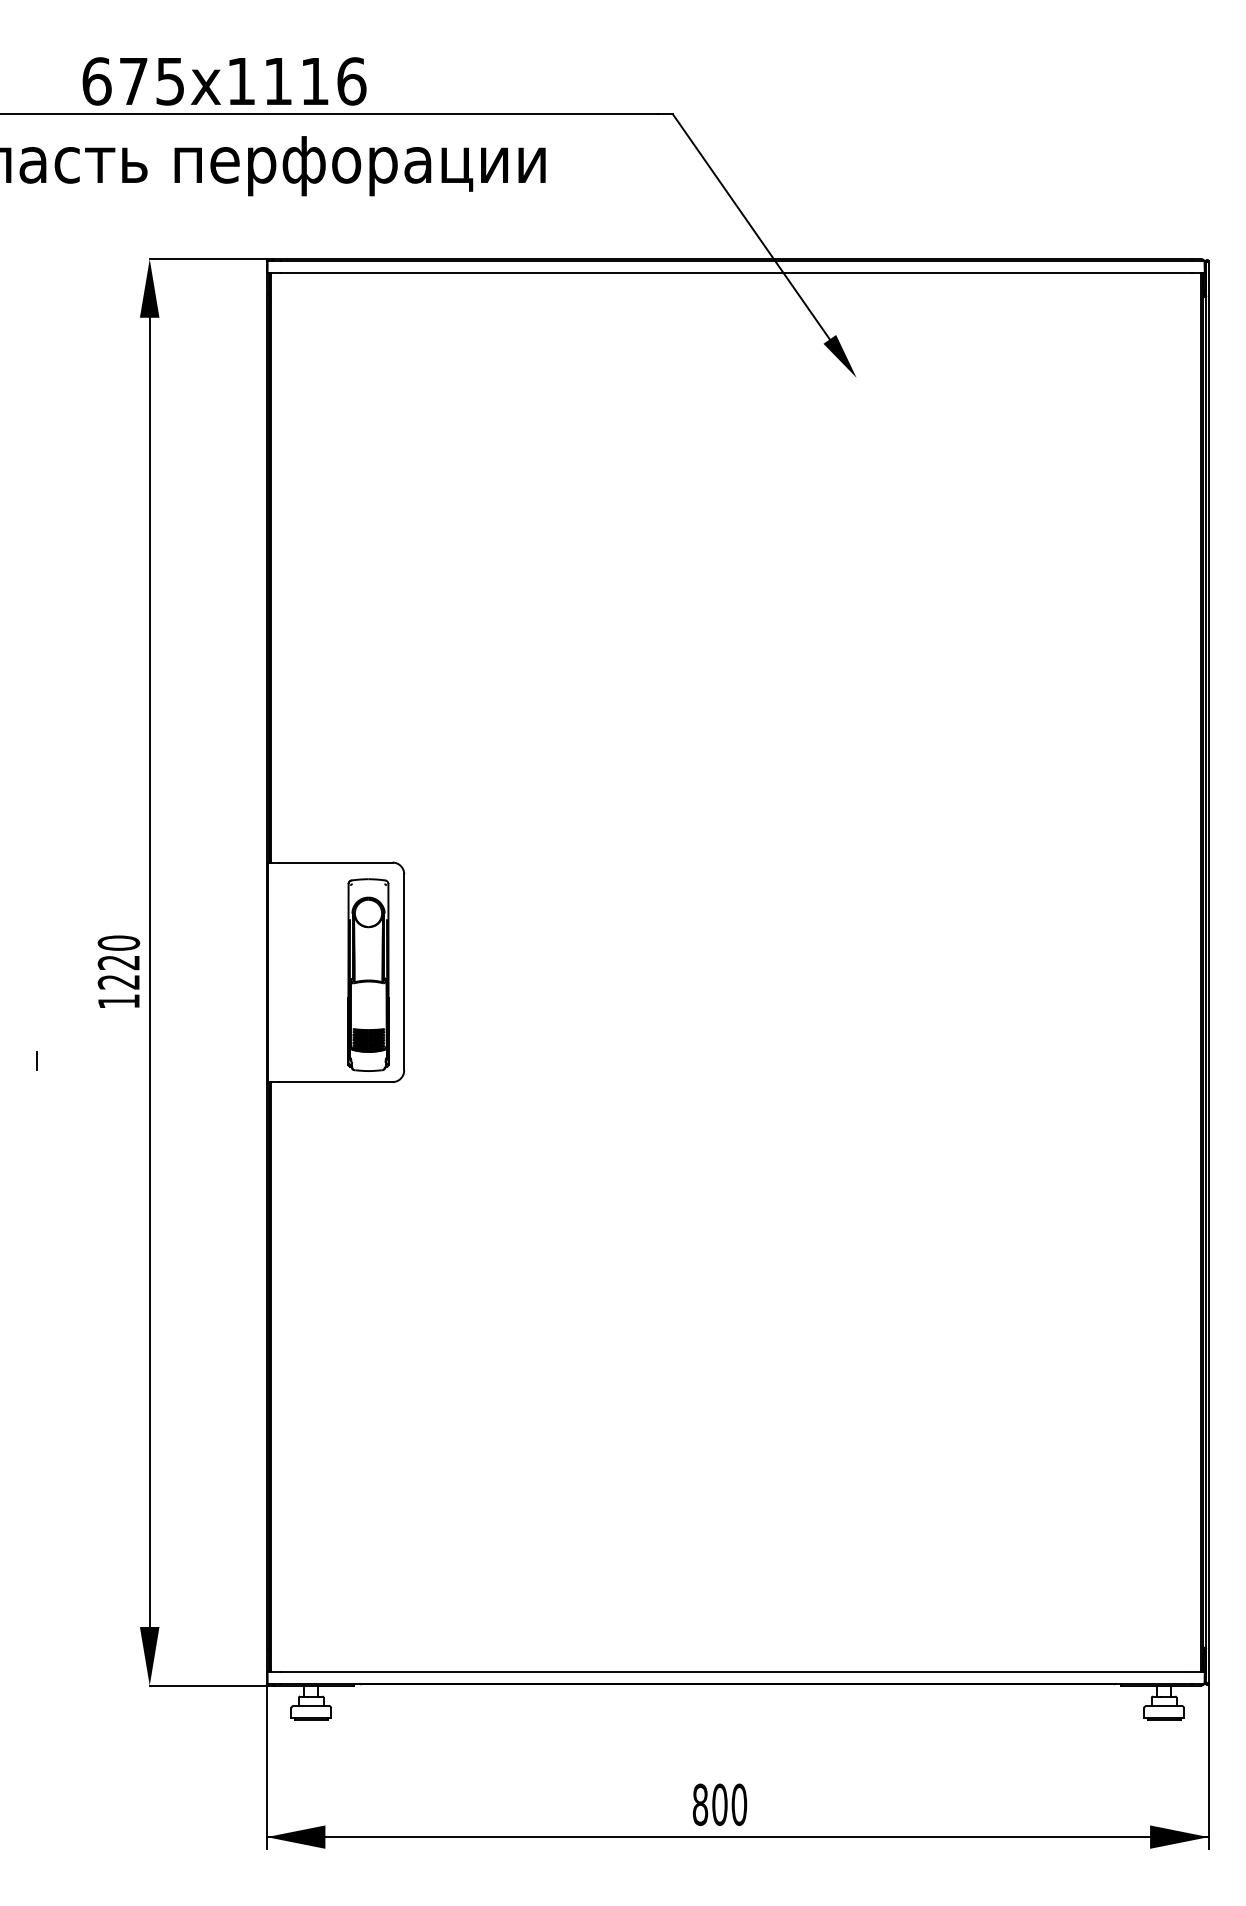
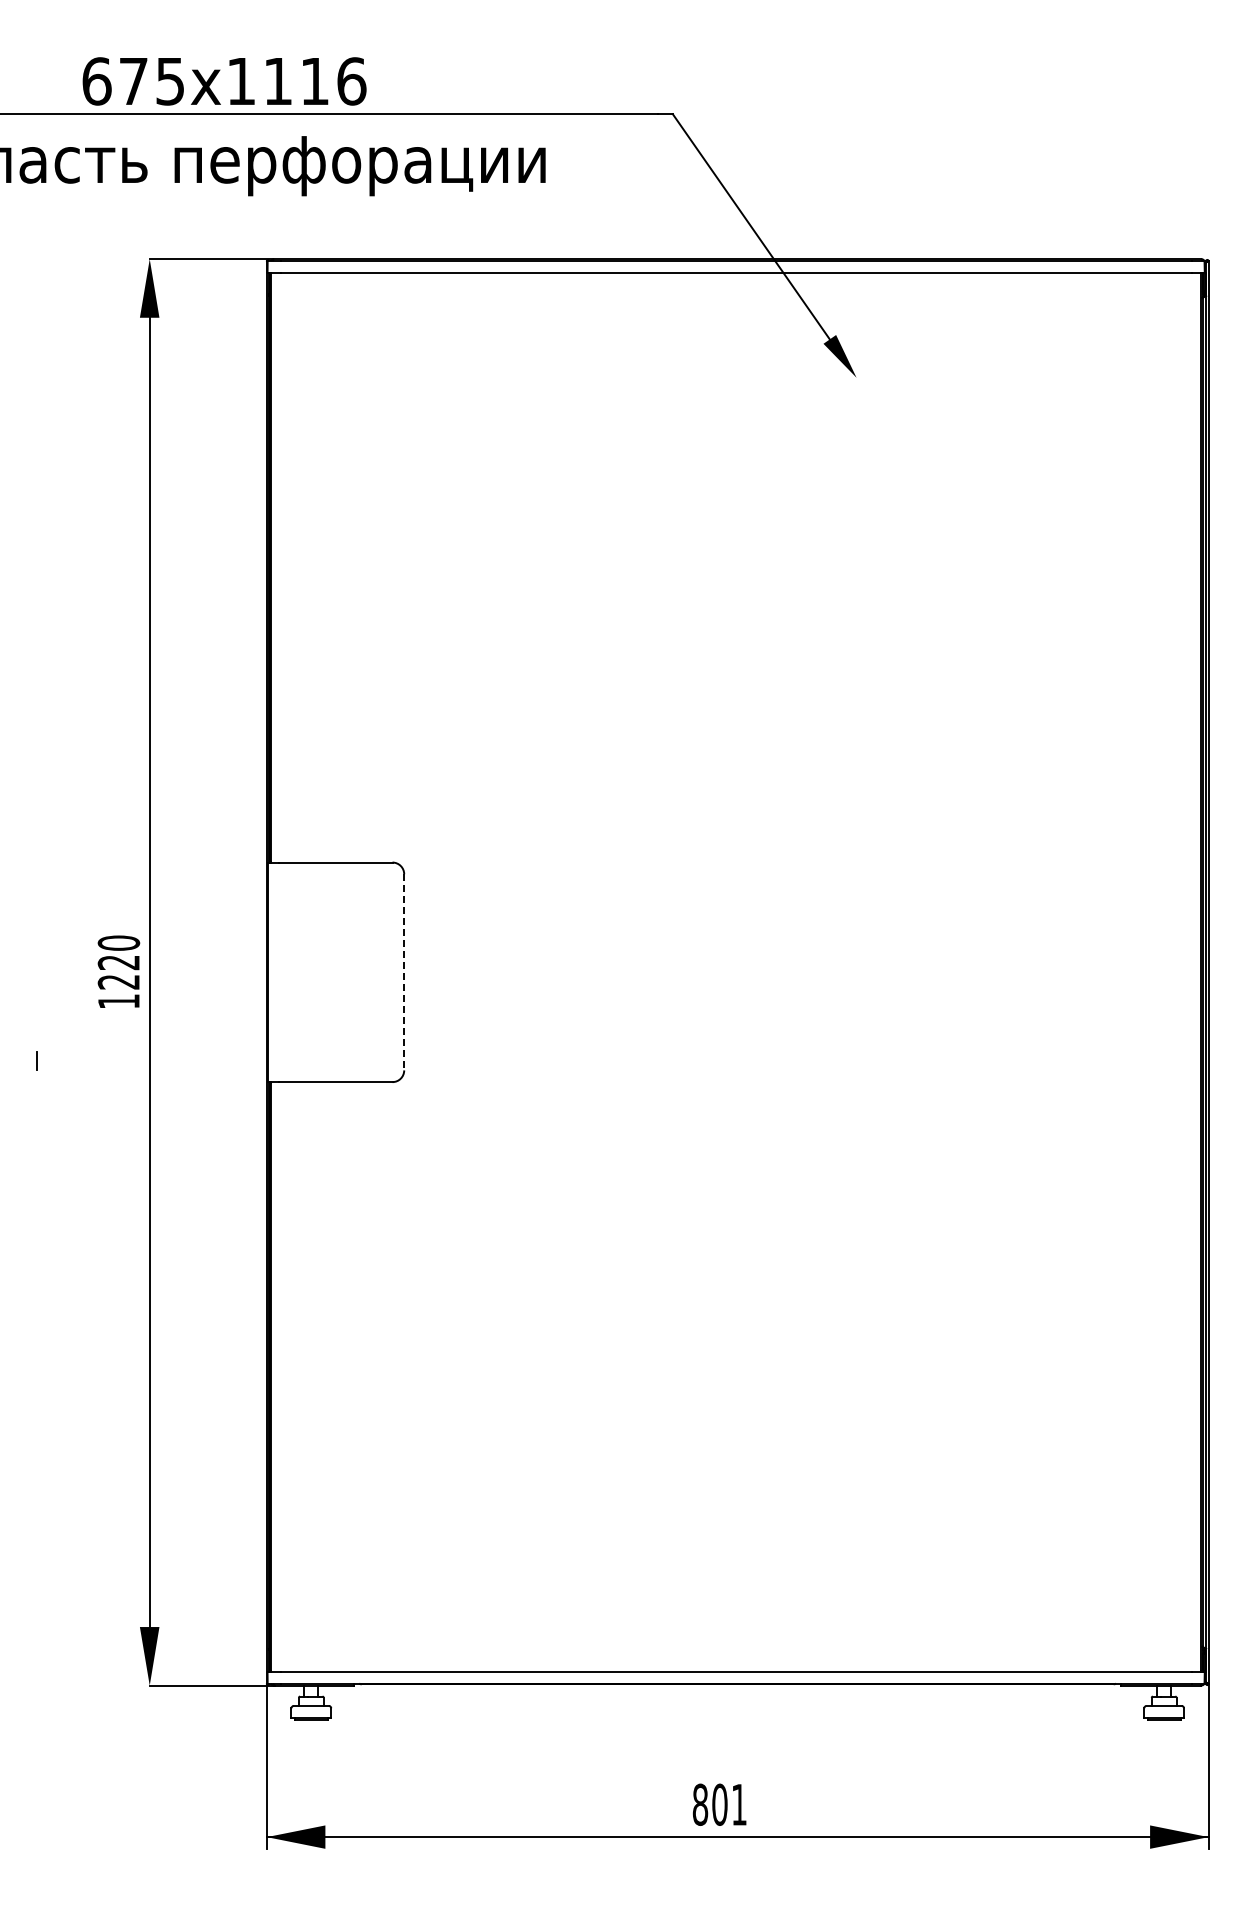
line: solid -> dashed (404, 972)
part: present -> none (368, 974)
text: 800 -> 801 (739, 1804)
